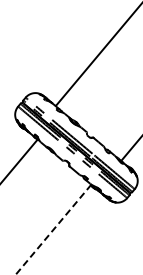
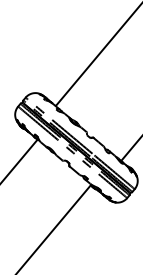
line: dashed -> solid (53, 229)
